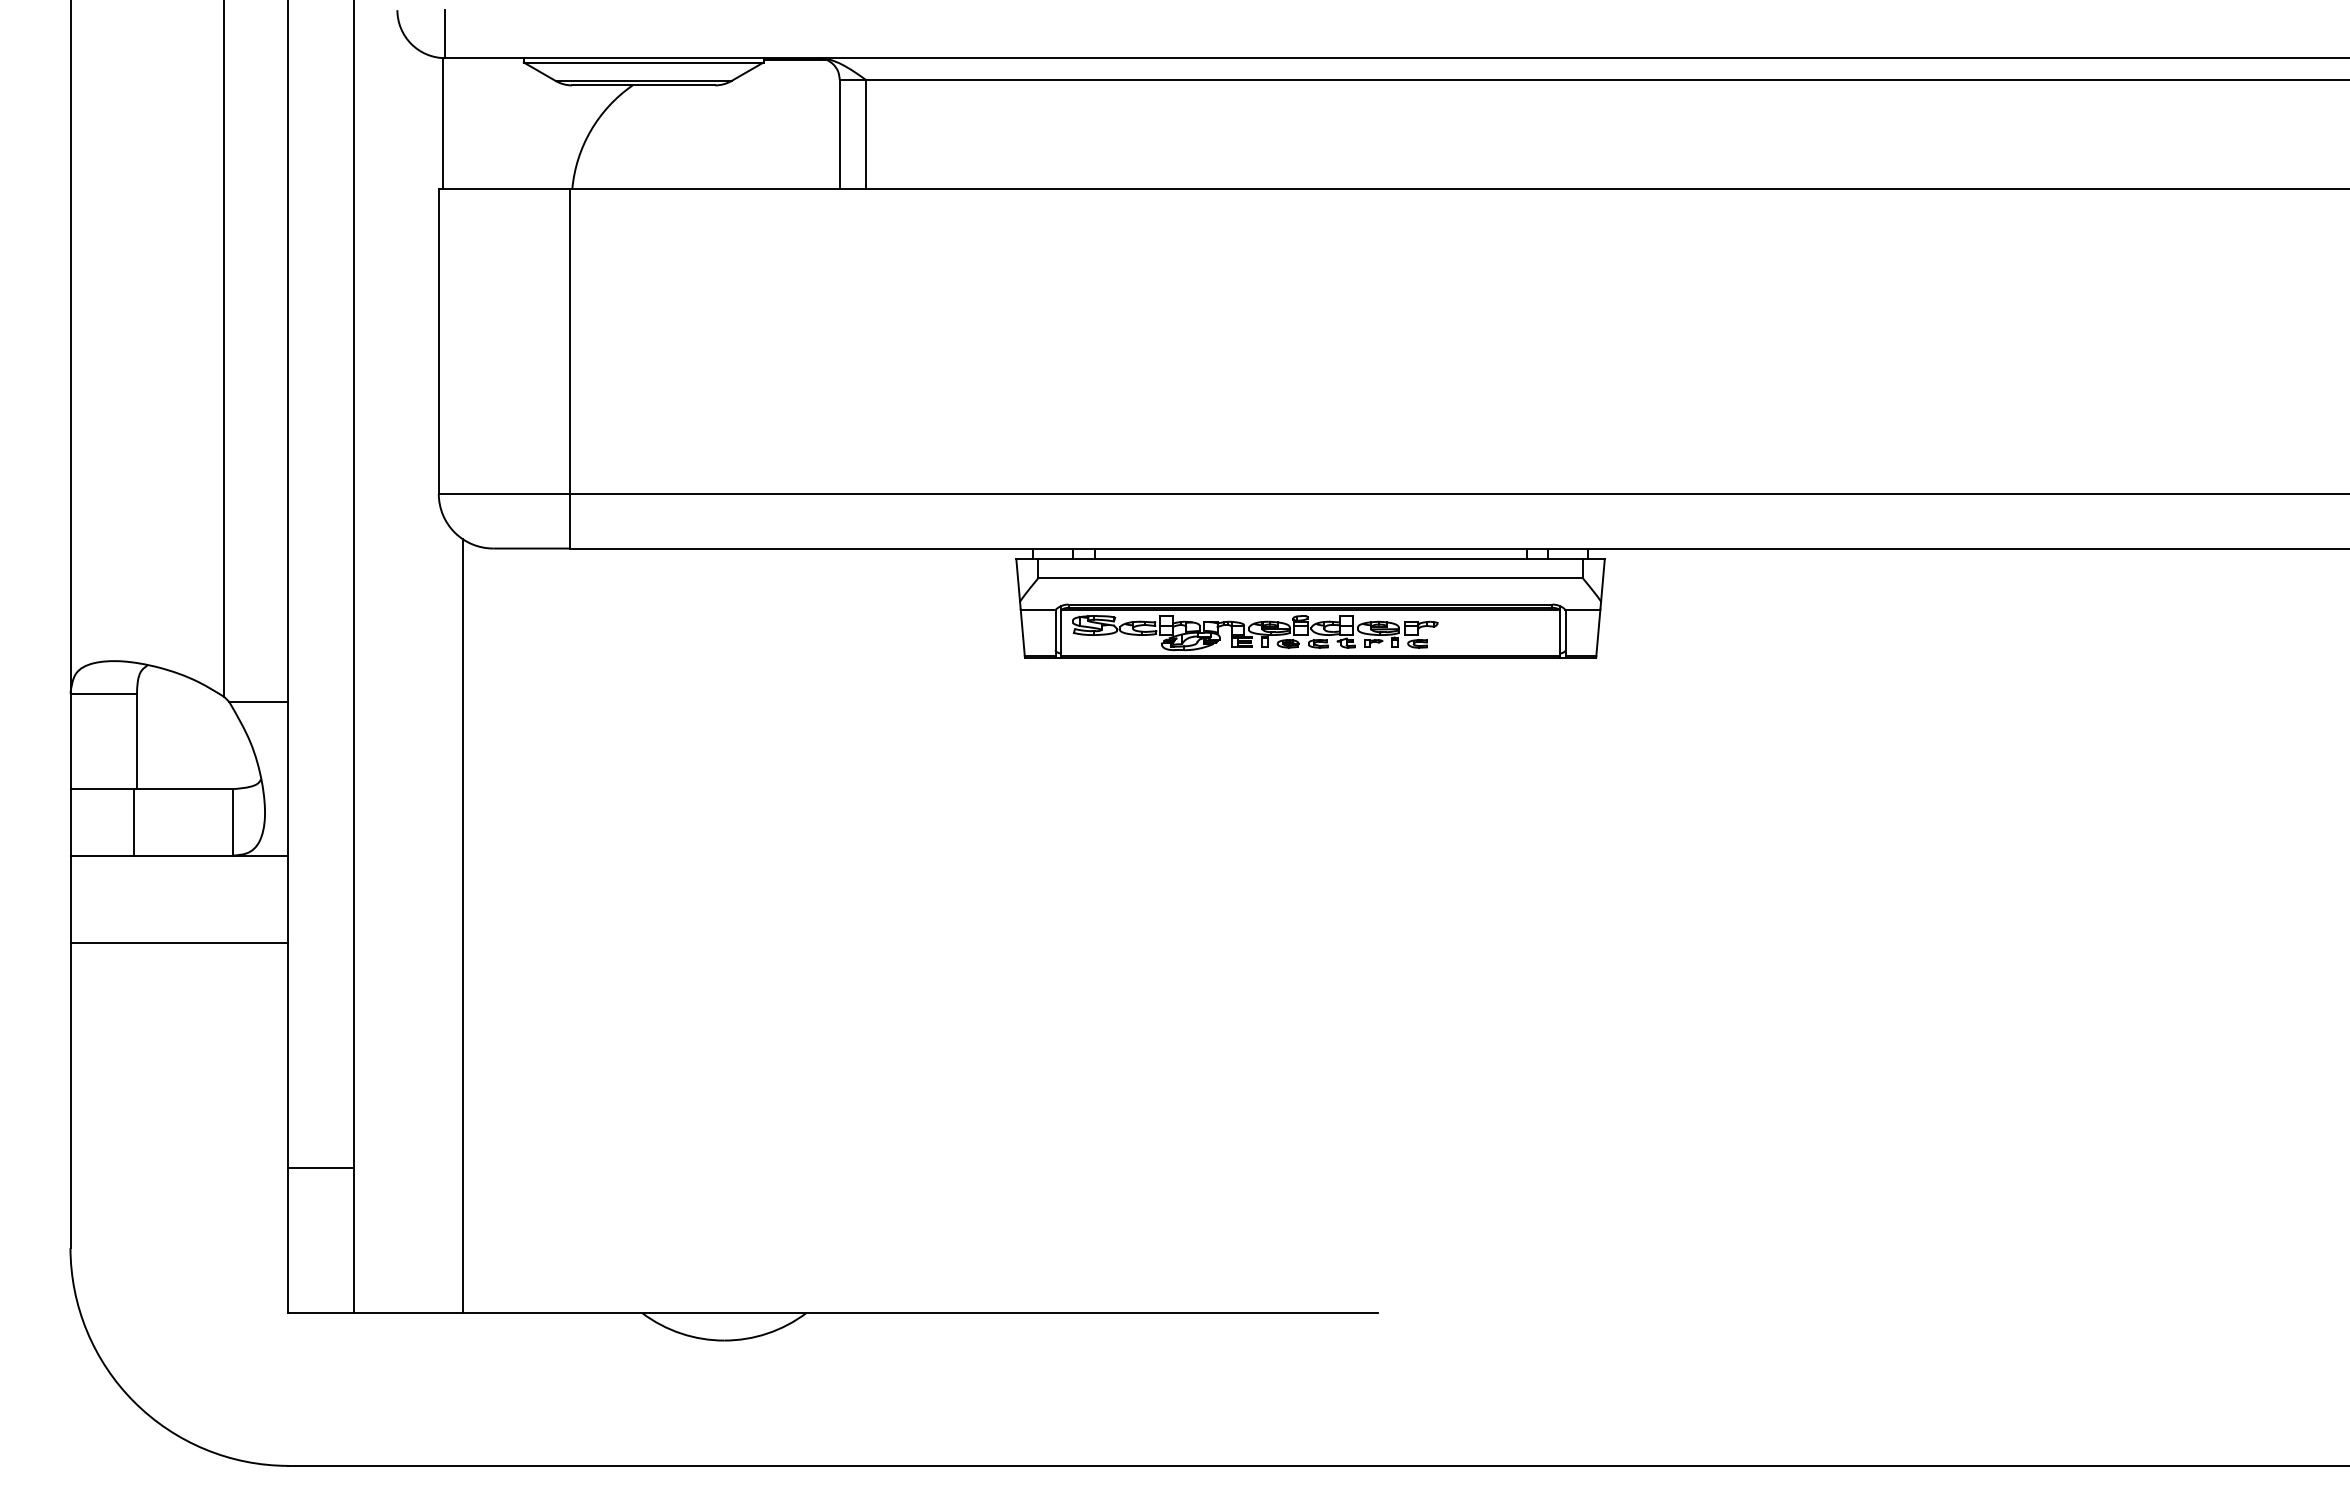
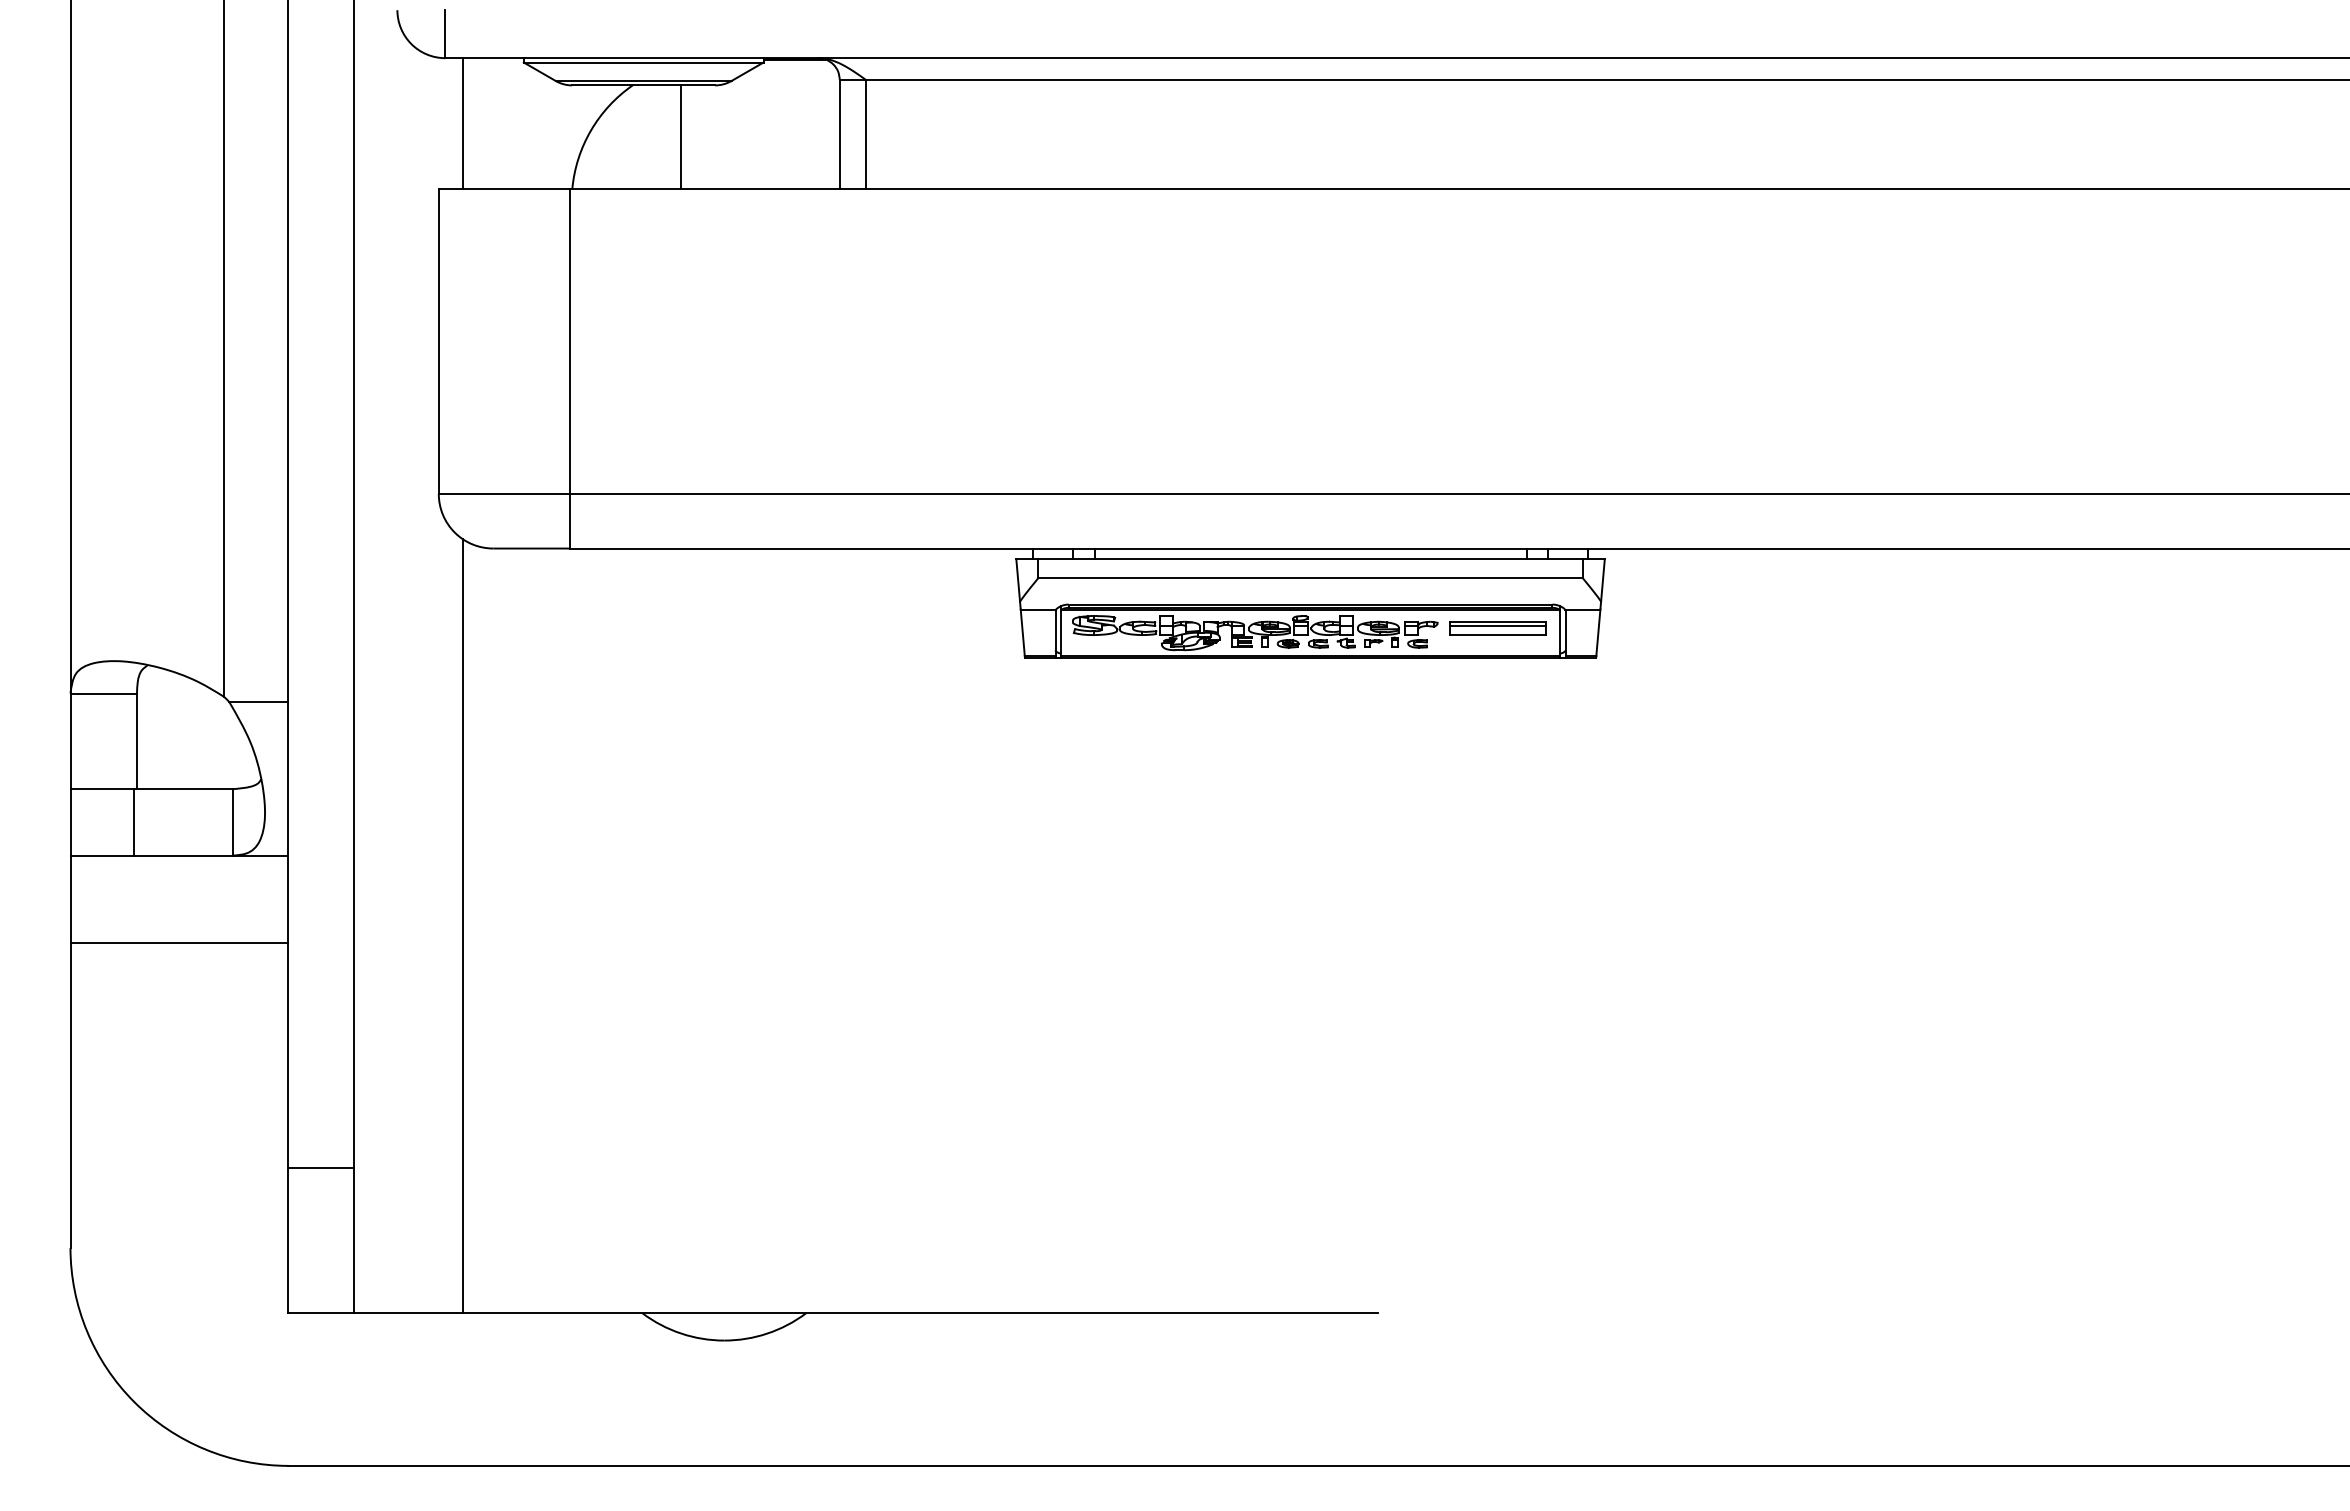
line position: (442, 123) -> (462, 123) (462, 123)
line: none -> present (680, 136)
part: none -> present (1497, 628)
